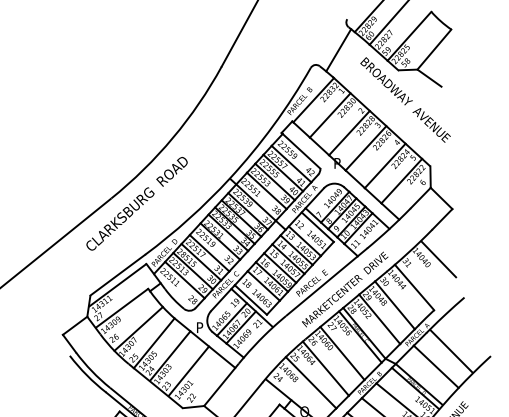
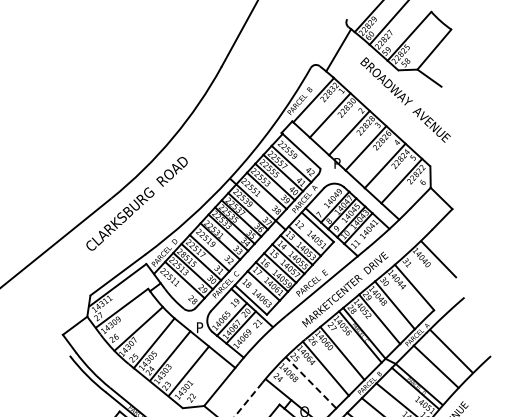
line: solid -> dashed (311, 382)
line: solid -> dashed (248, 399)
